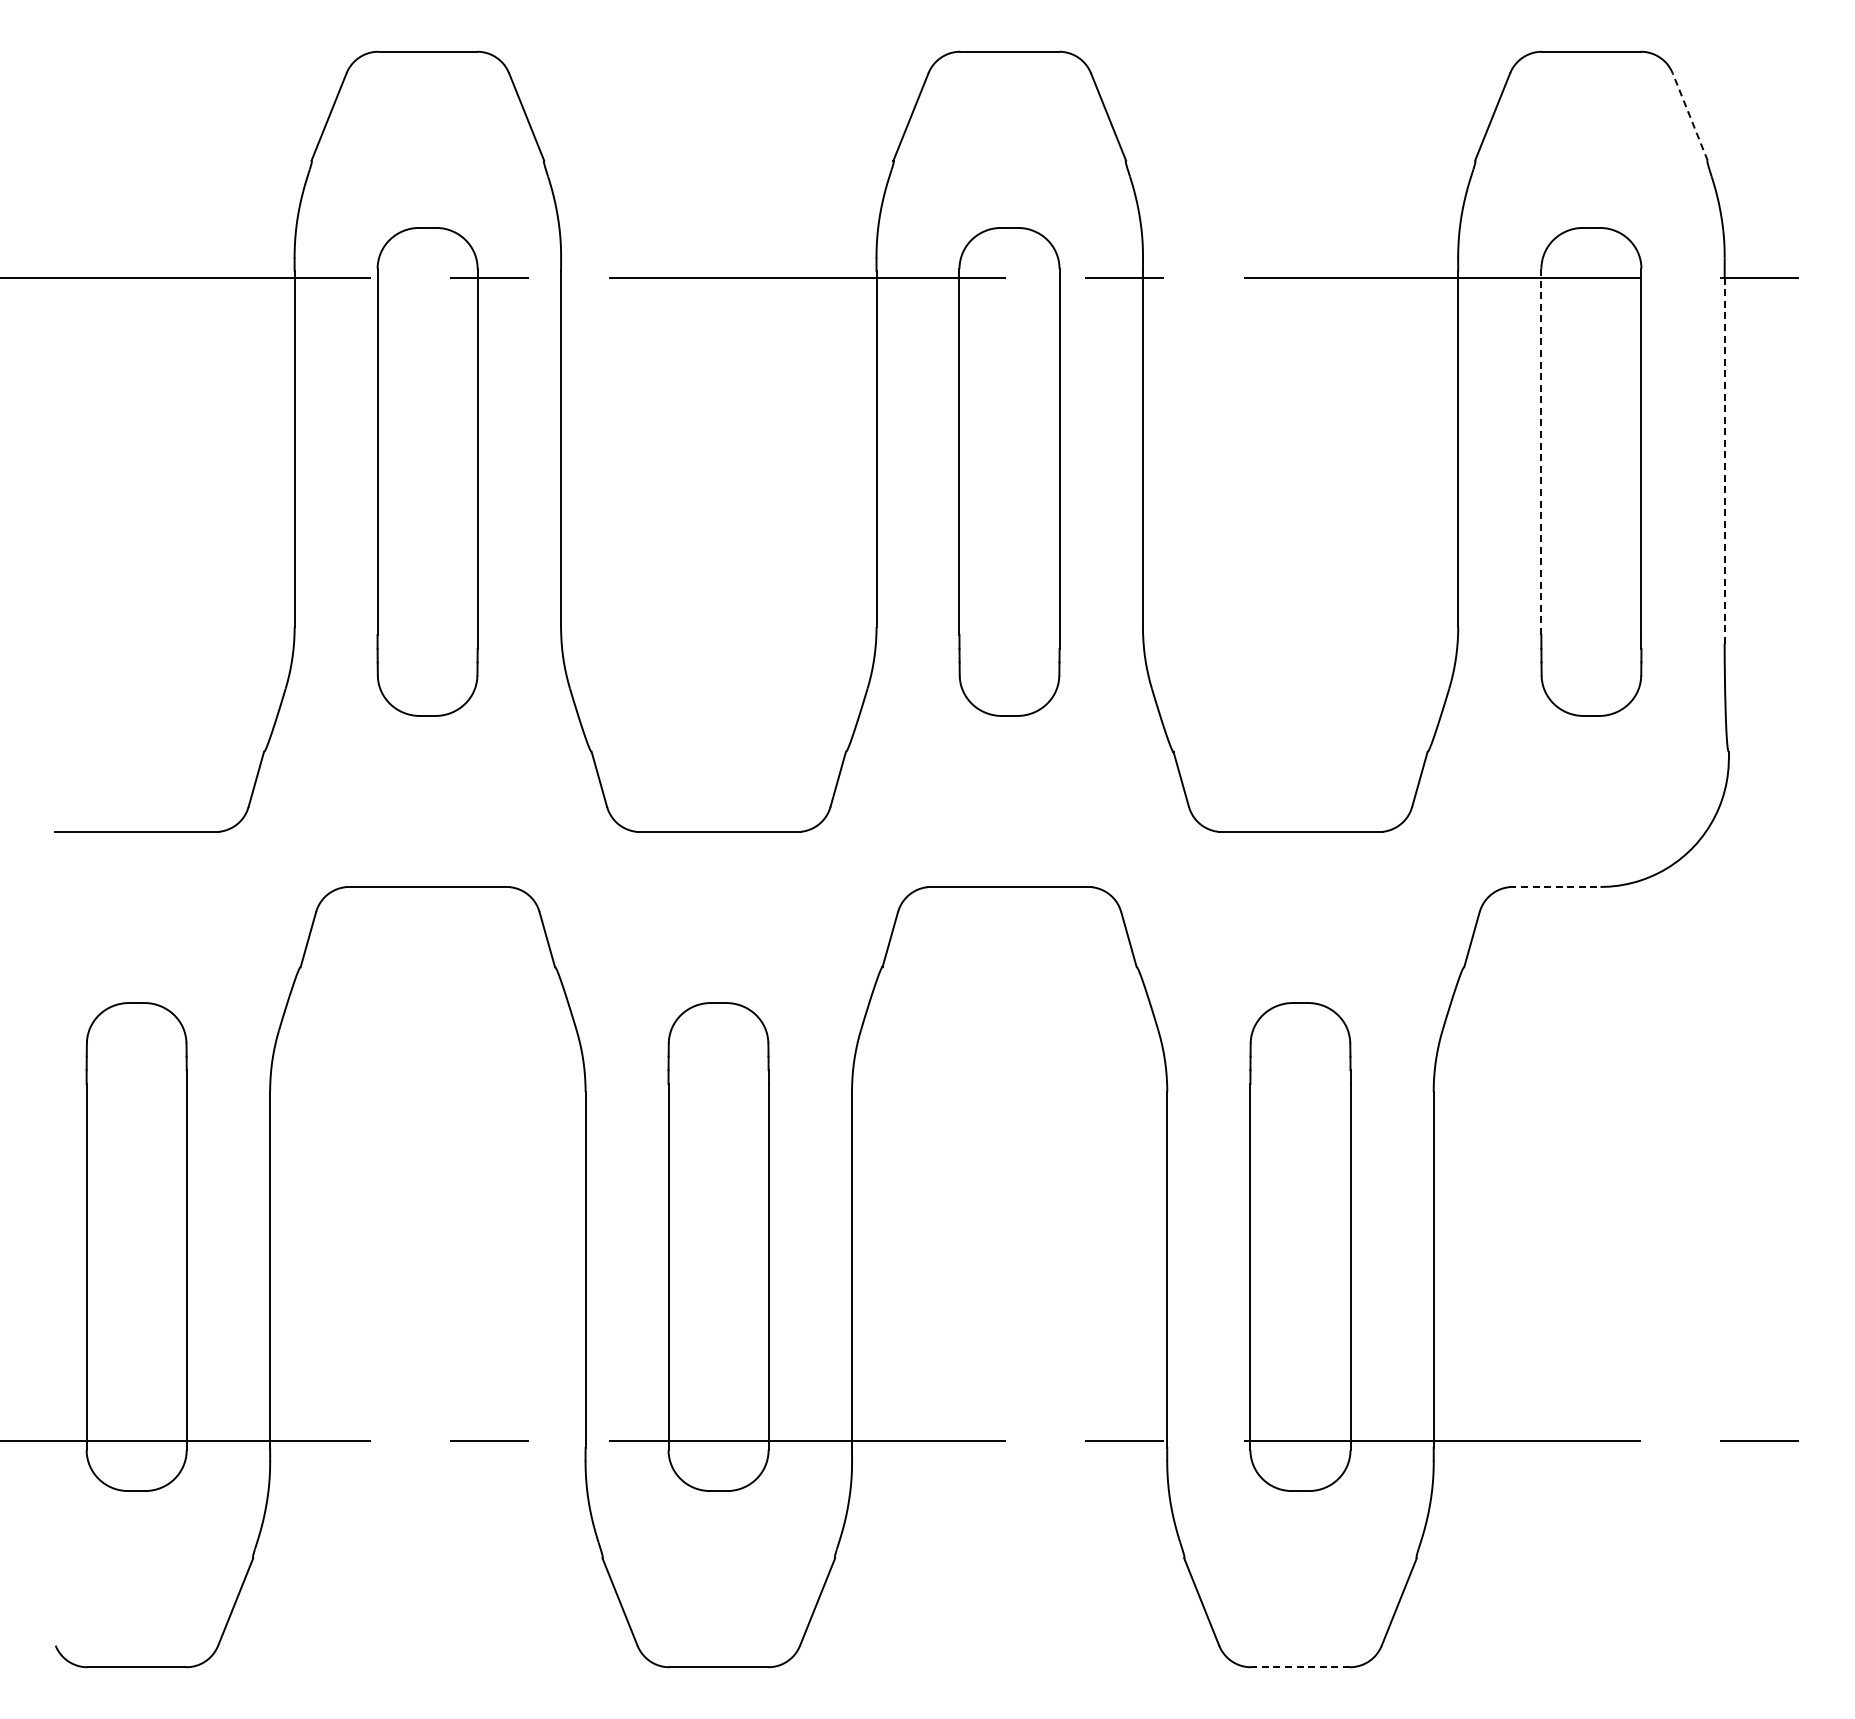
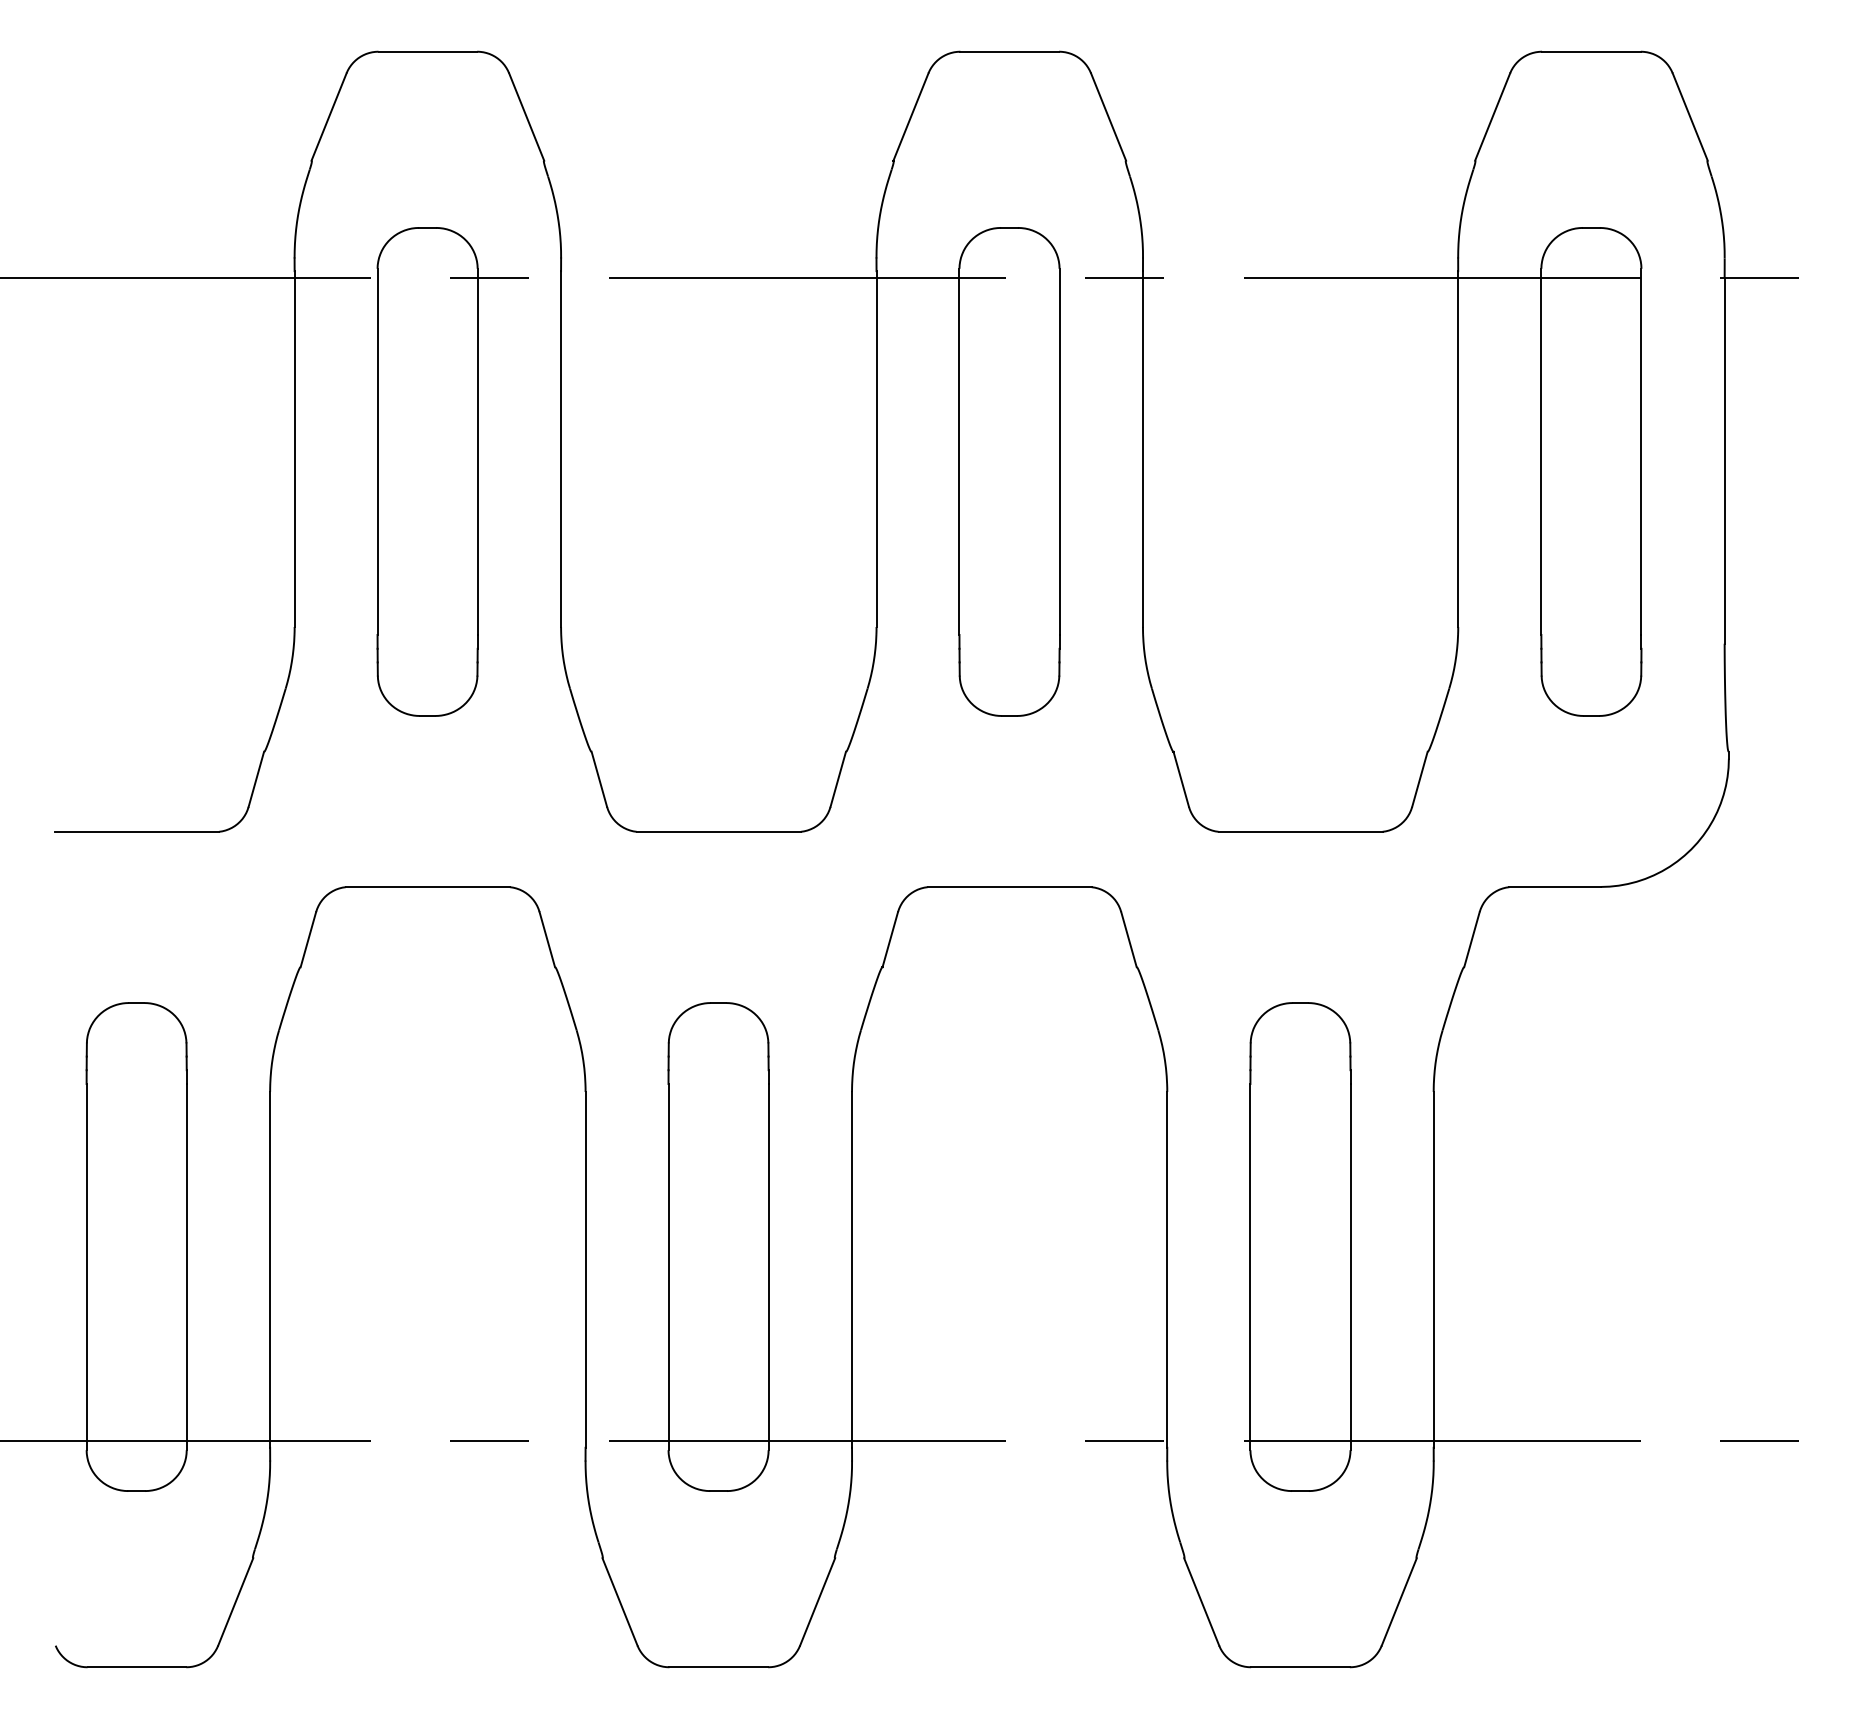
line: dashed -> solid (1690, 116)
line: dashed -> solid (1541, 451)
line: dashed -> solid (1724, 460)
line: dashed -> solid (1554, 886)
line: dashed -> solid (1300, 1667)
